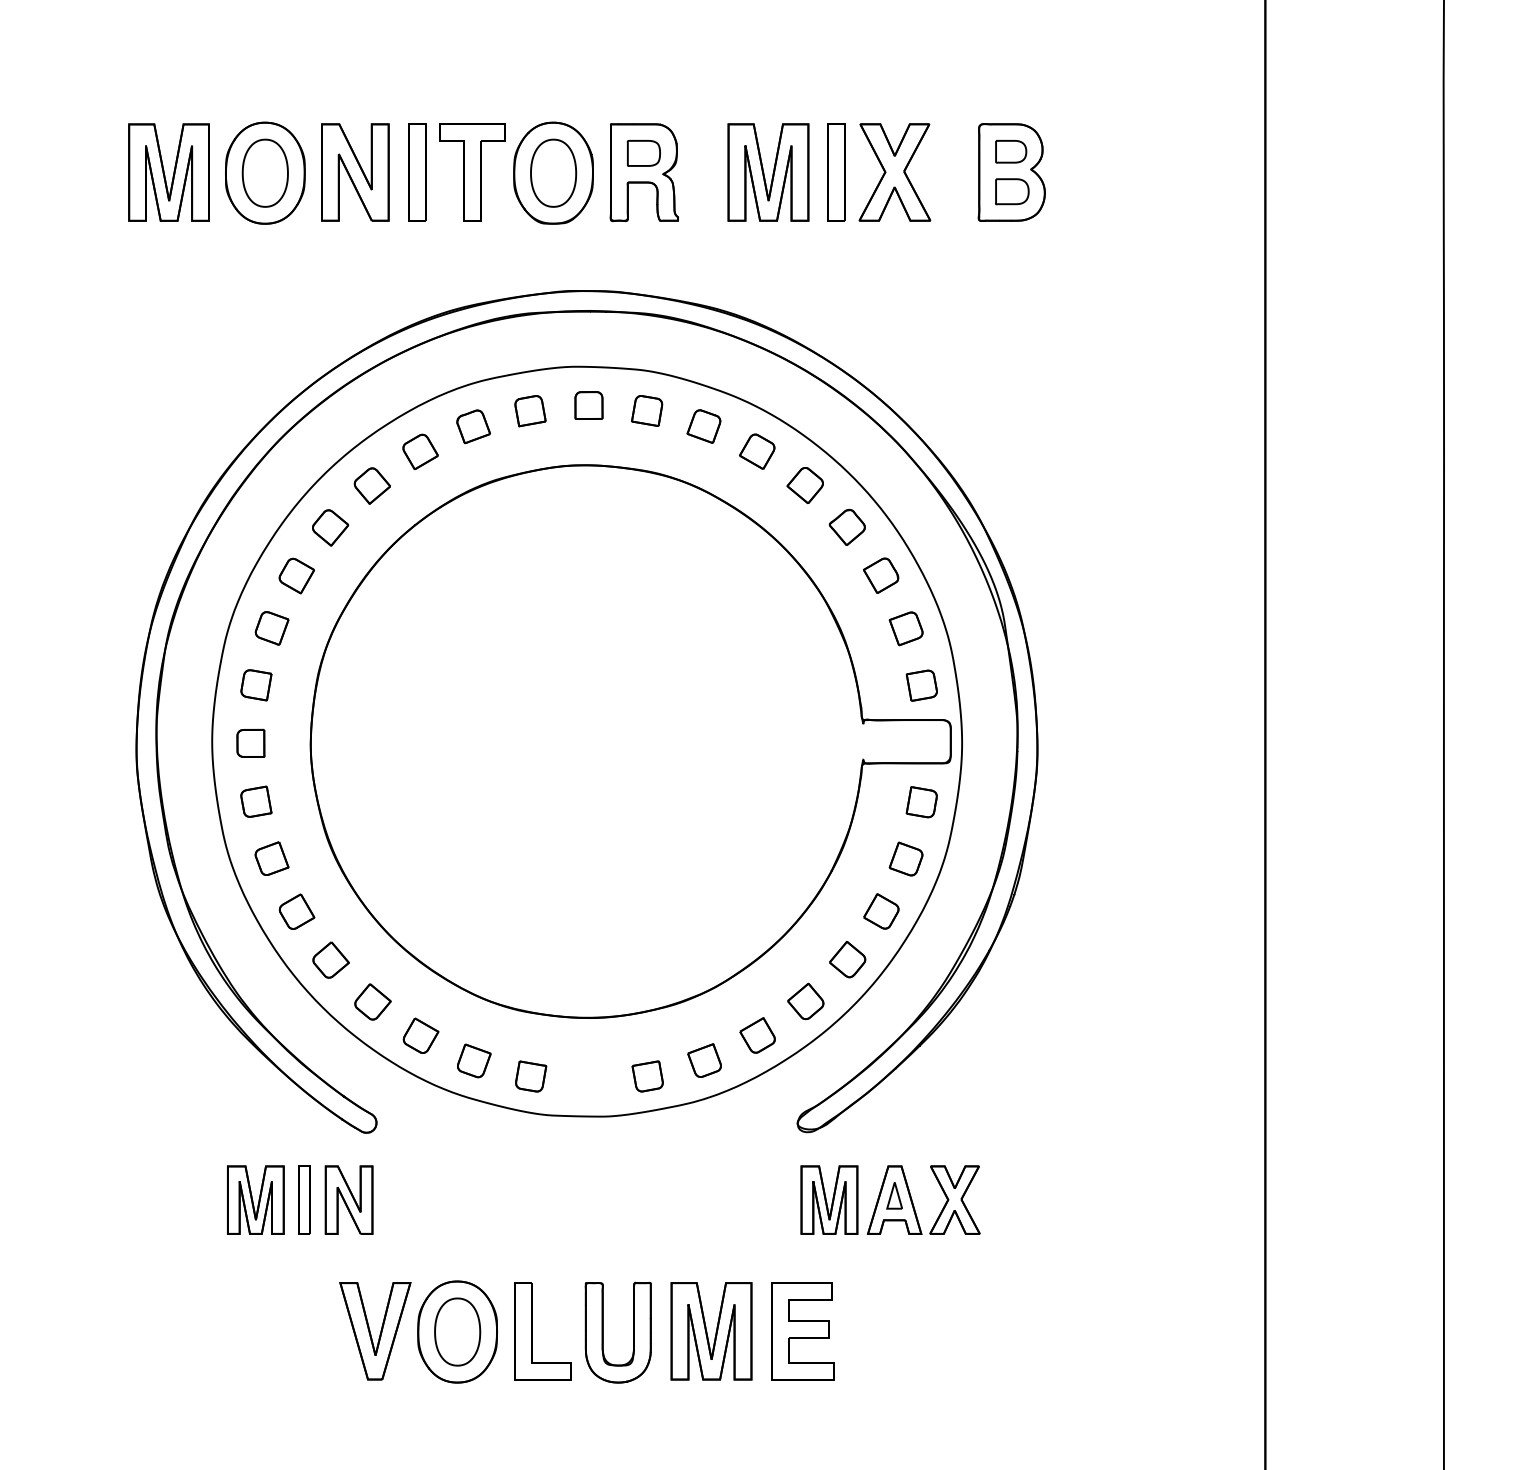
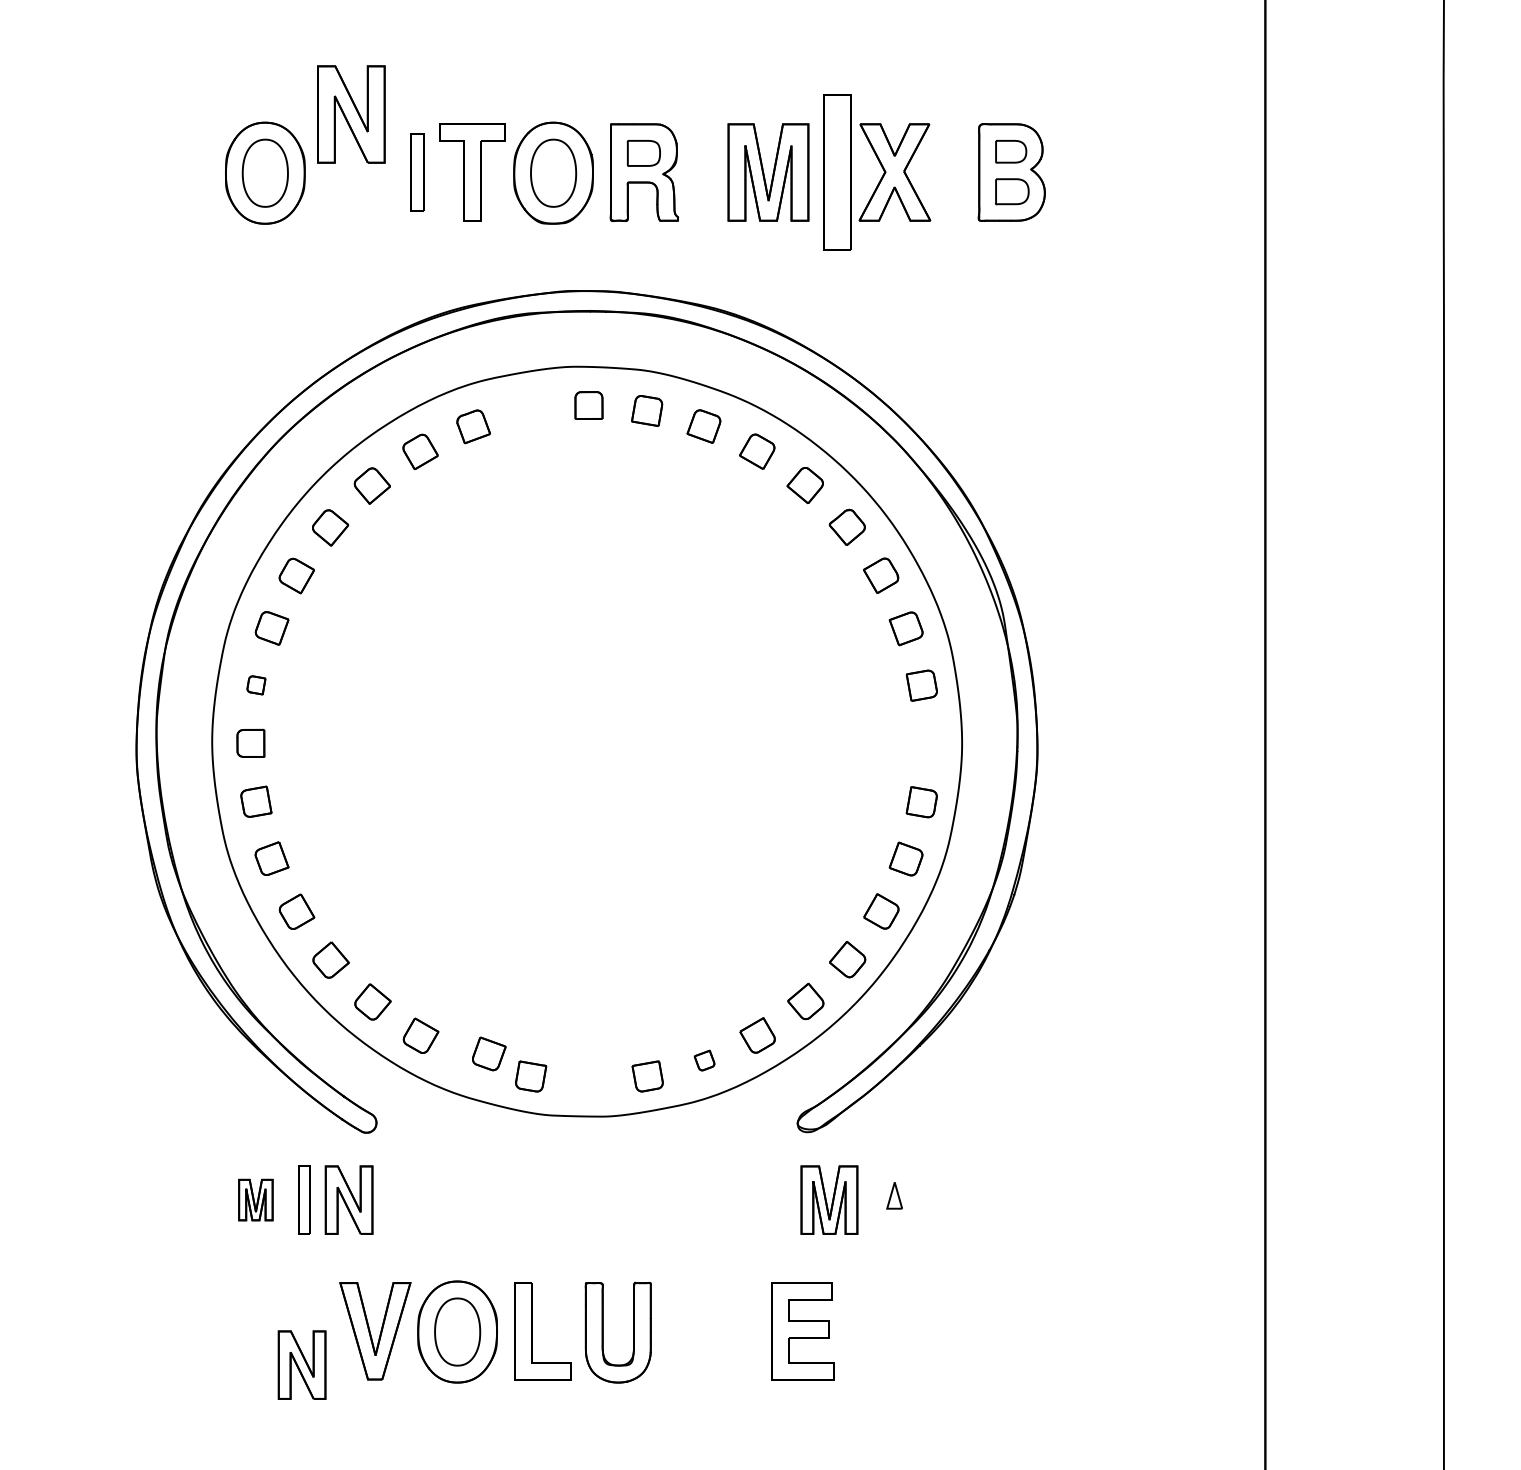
part: present -> none (168, 172)
part position: (355, 172) -> (351, 114) (351, 114)
part size: 19x99 px -> 15x79 px (417, 172)
part size: 19x99 px -> 29x157 px (837, 172)
part: present -> none (530, 411)
part size: 33x33 px -> 21x21 px (256, 685)
part: present -> none (630, 741)
part position: (474, 1060) -> (489, 1053) (489, 1053)
part size: 35x35 px -> 23x23 px (704, 1060)
part size: 58x70 px -> 36x44 px (255, 1199)
part: present -> none (913, 1202)
part: present -> none (711, 1331)
part: none -> present (301, 1364)
